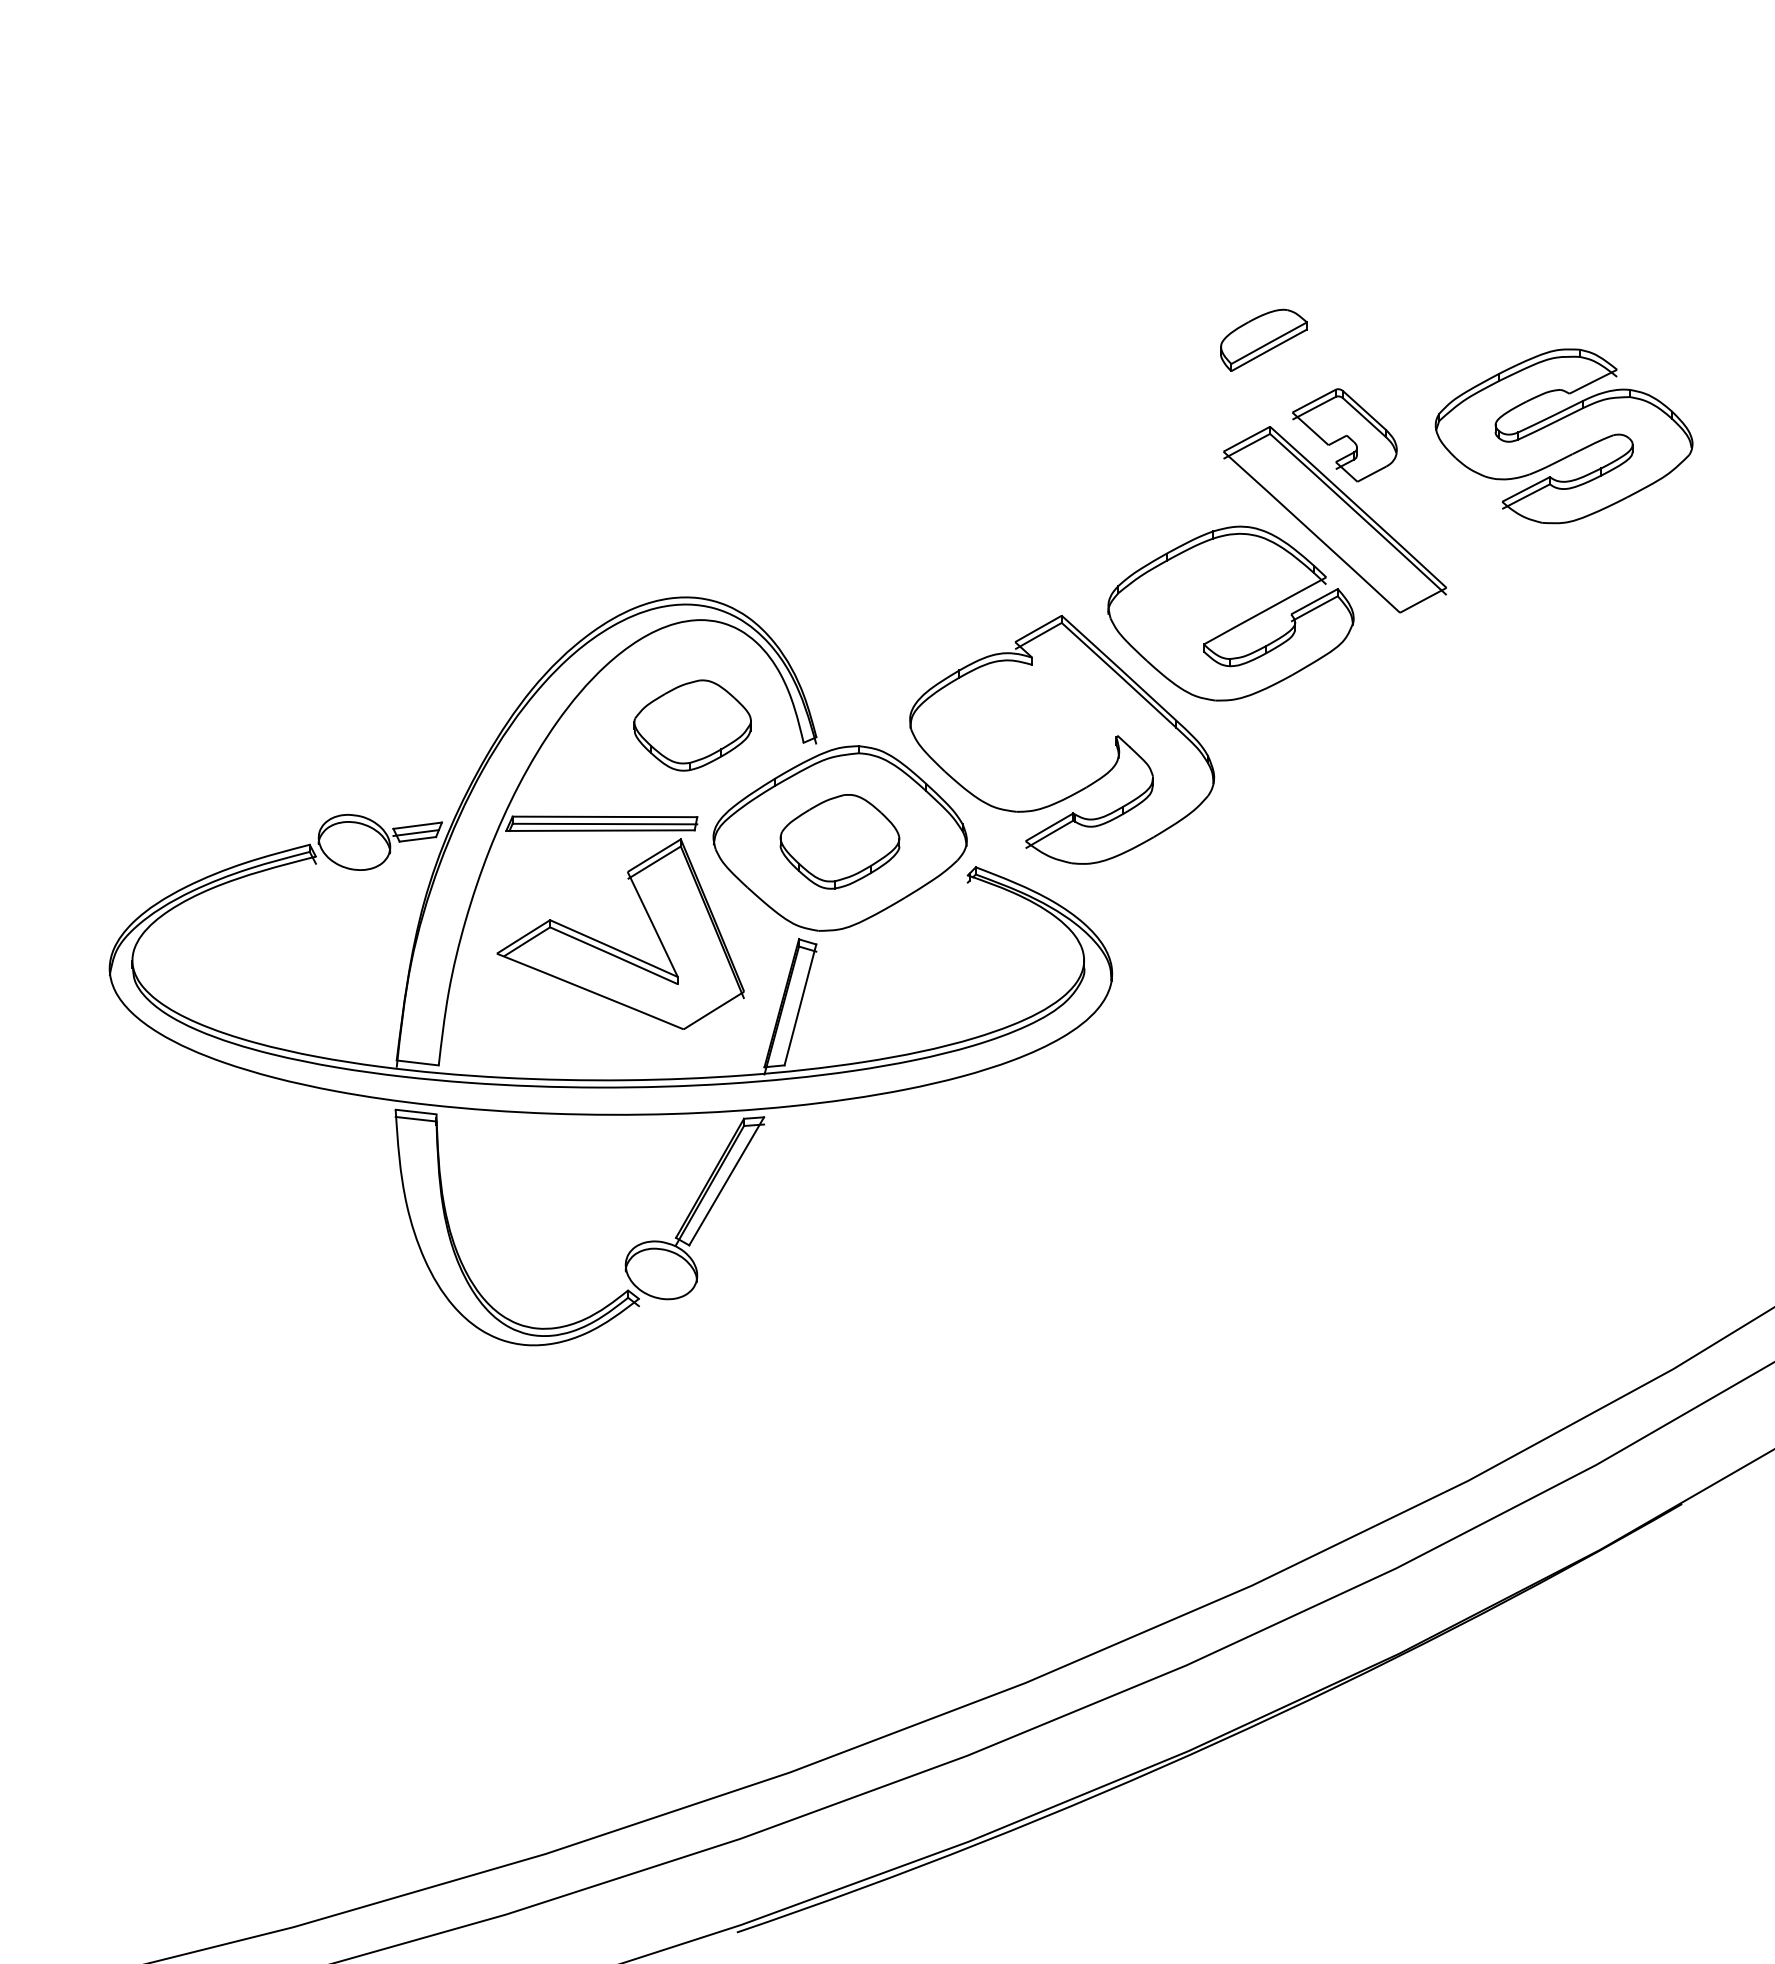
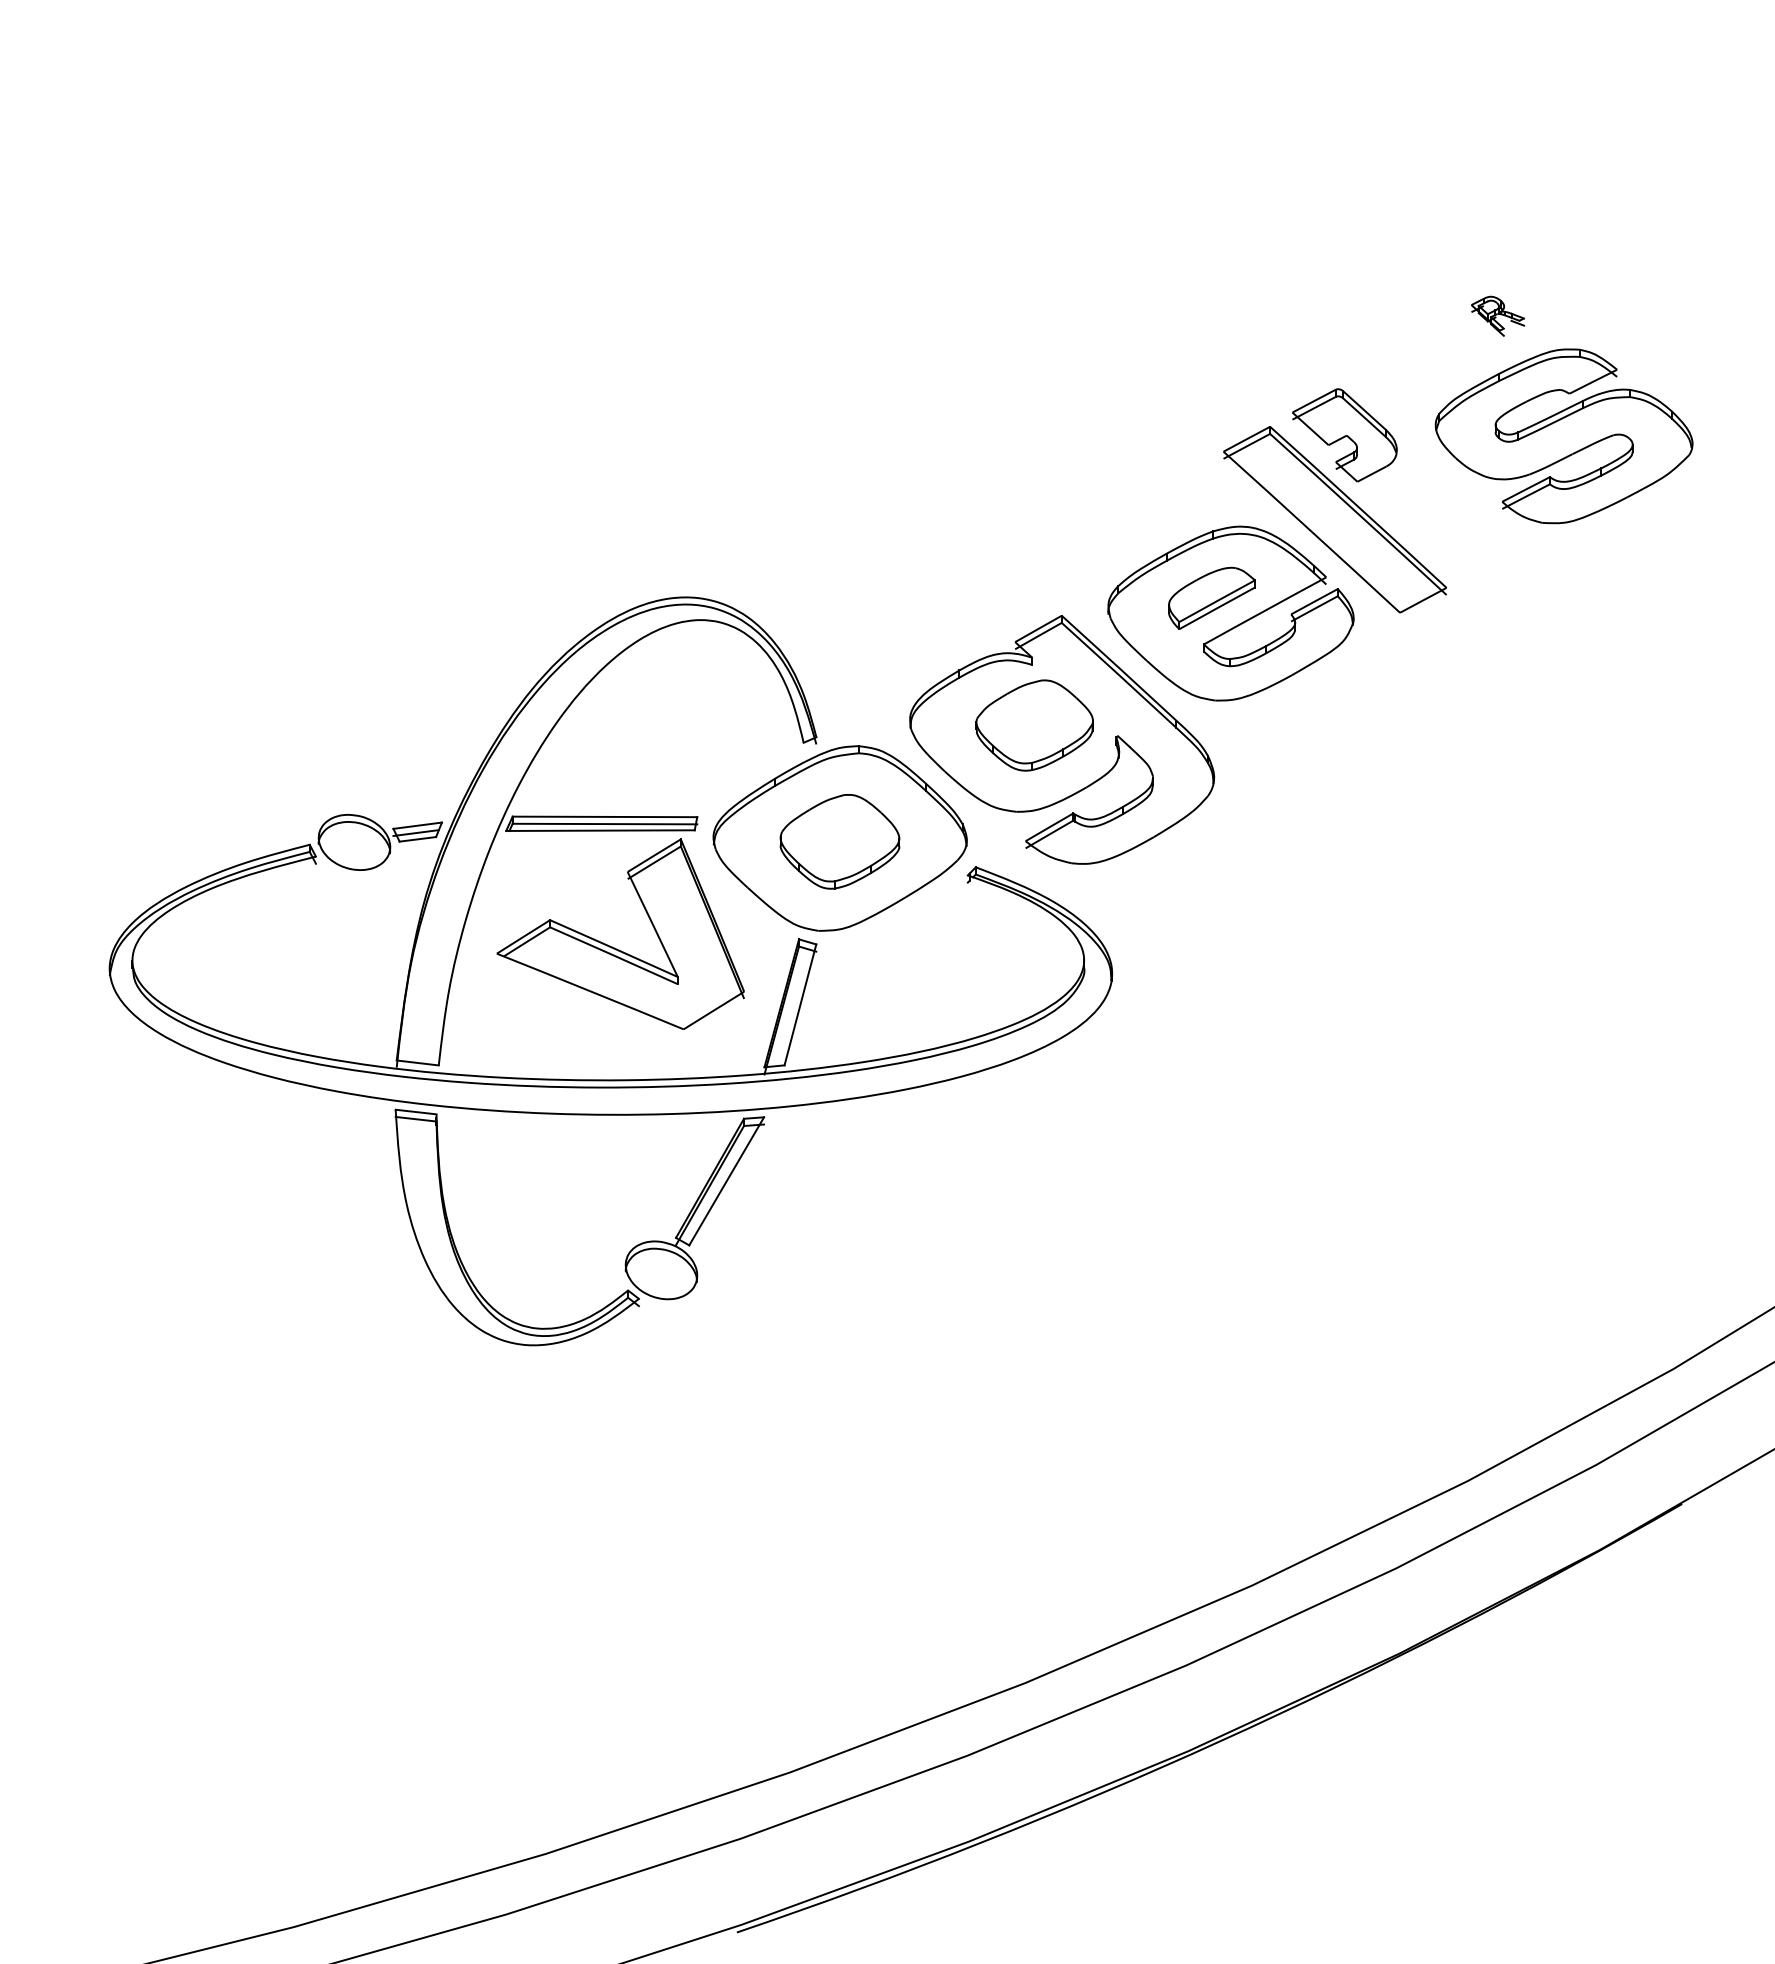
part: none -> present (1497, 315)
part position: (1263, 339) -> (1211, 597) (1211, 597)
part position: (692, 725) -> (1034, 725) (1034, 725)
